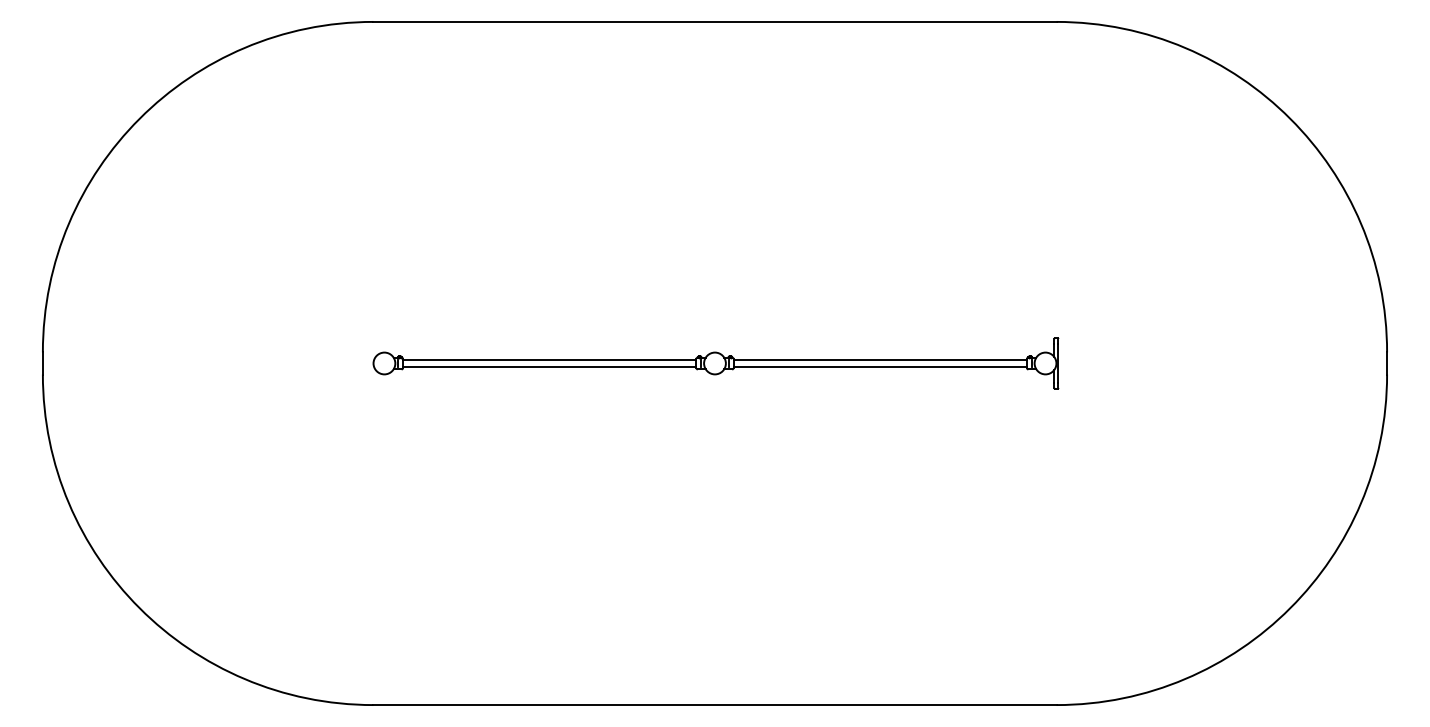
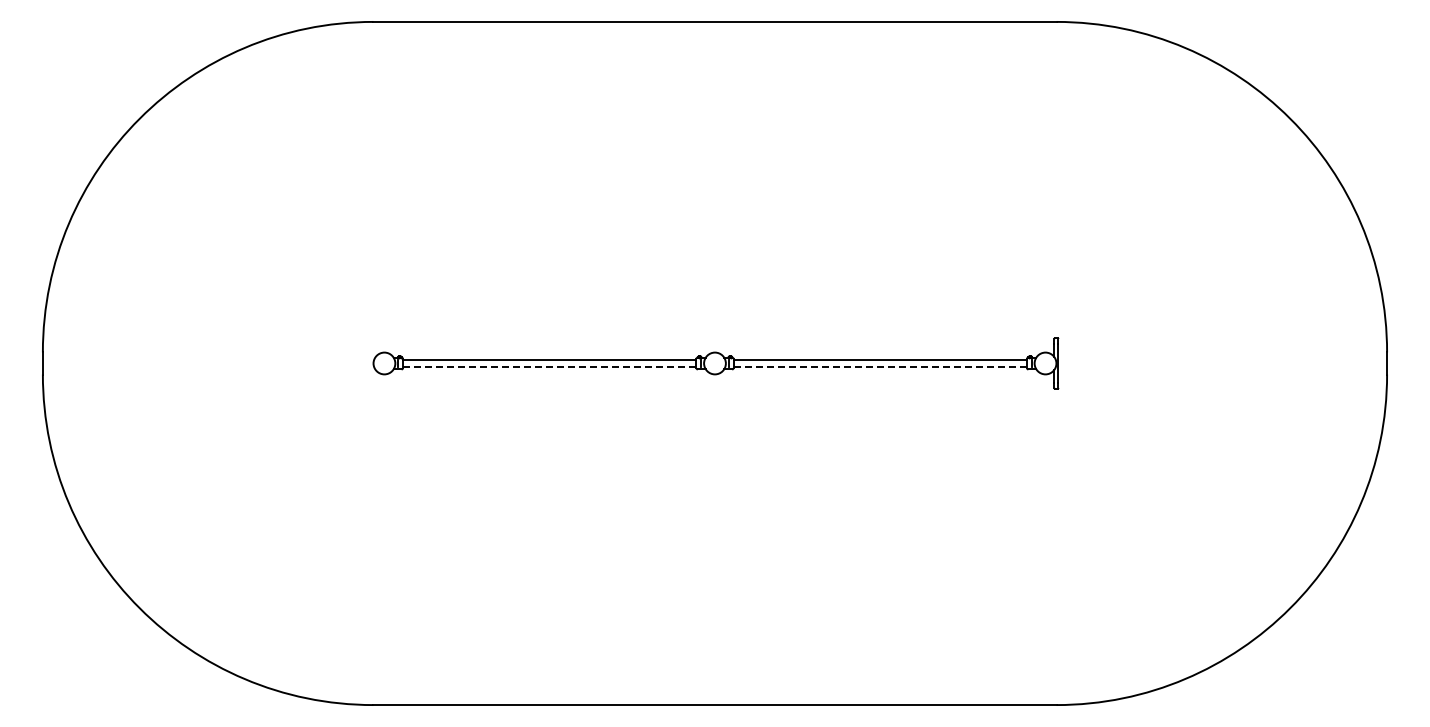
line: solid -> dashed (549, 367)
line: solid -> dashed (880, 367)
